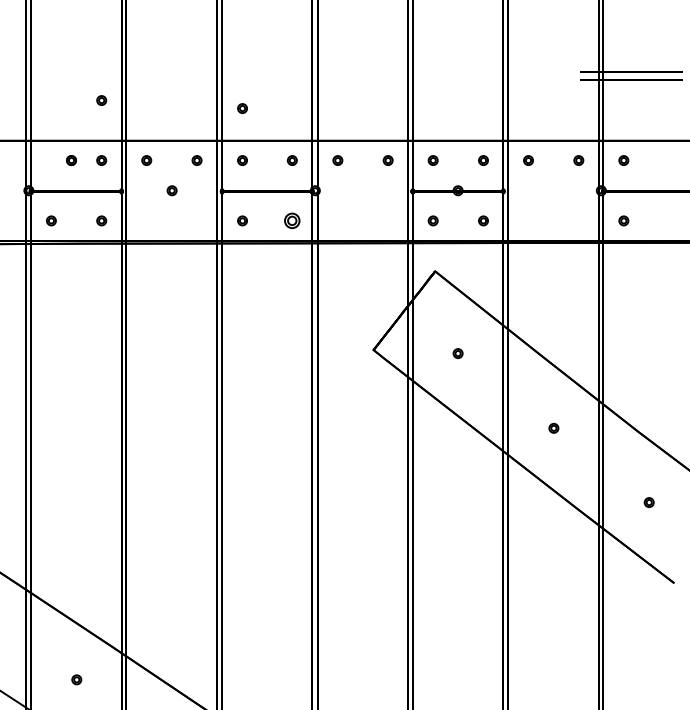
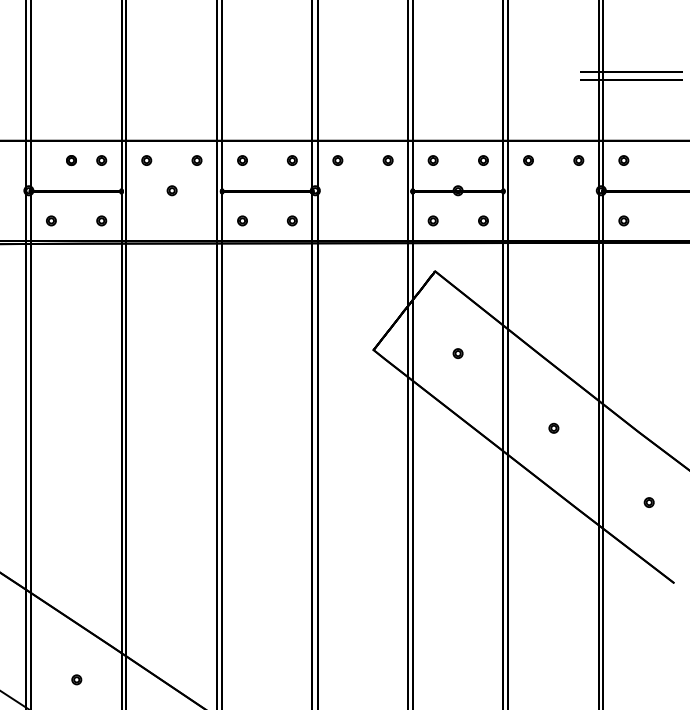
part: present -> none (101, 100)
part: present -> none (242, 108)
part size: 17x17 px -> 11x12 px (292, 220)
